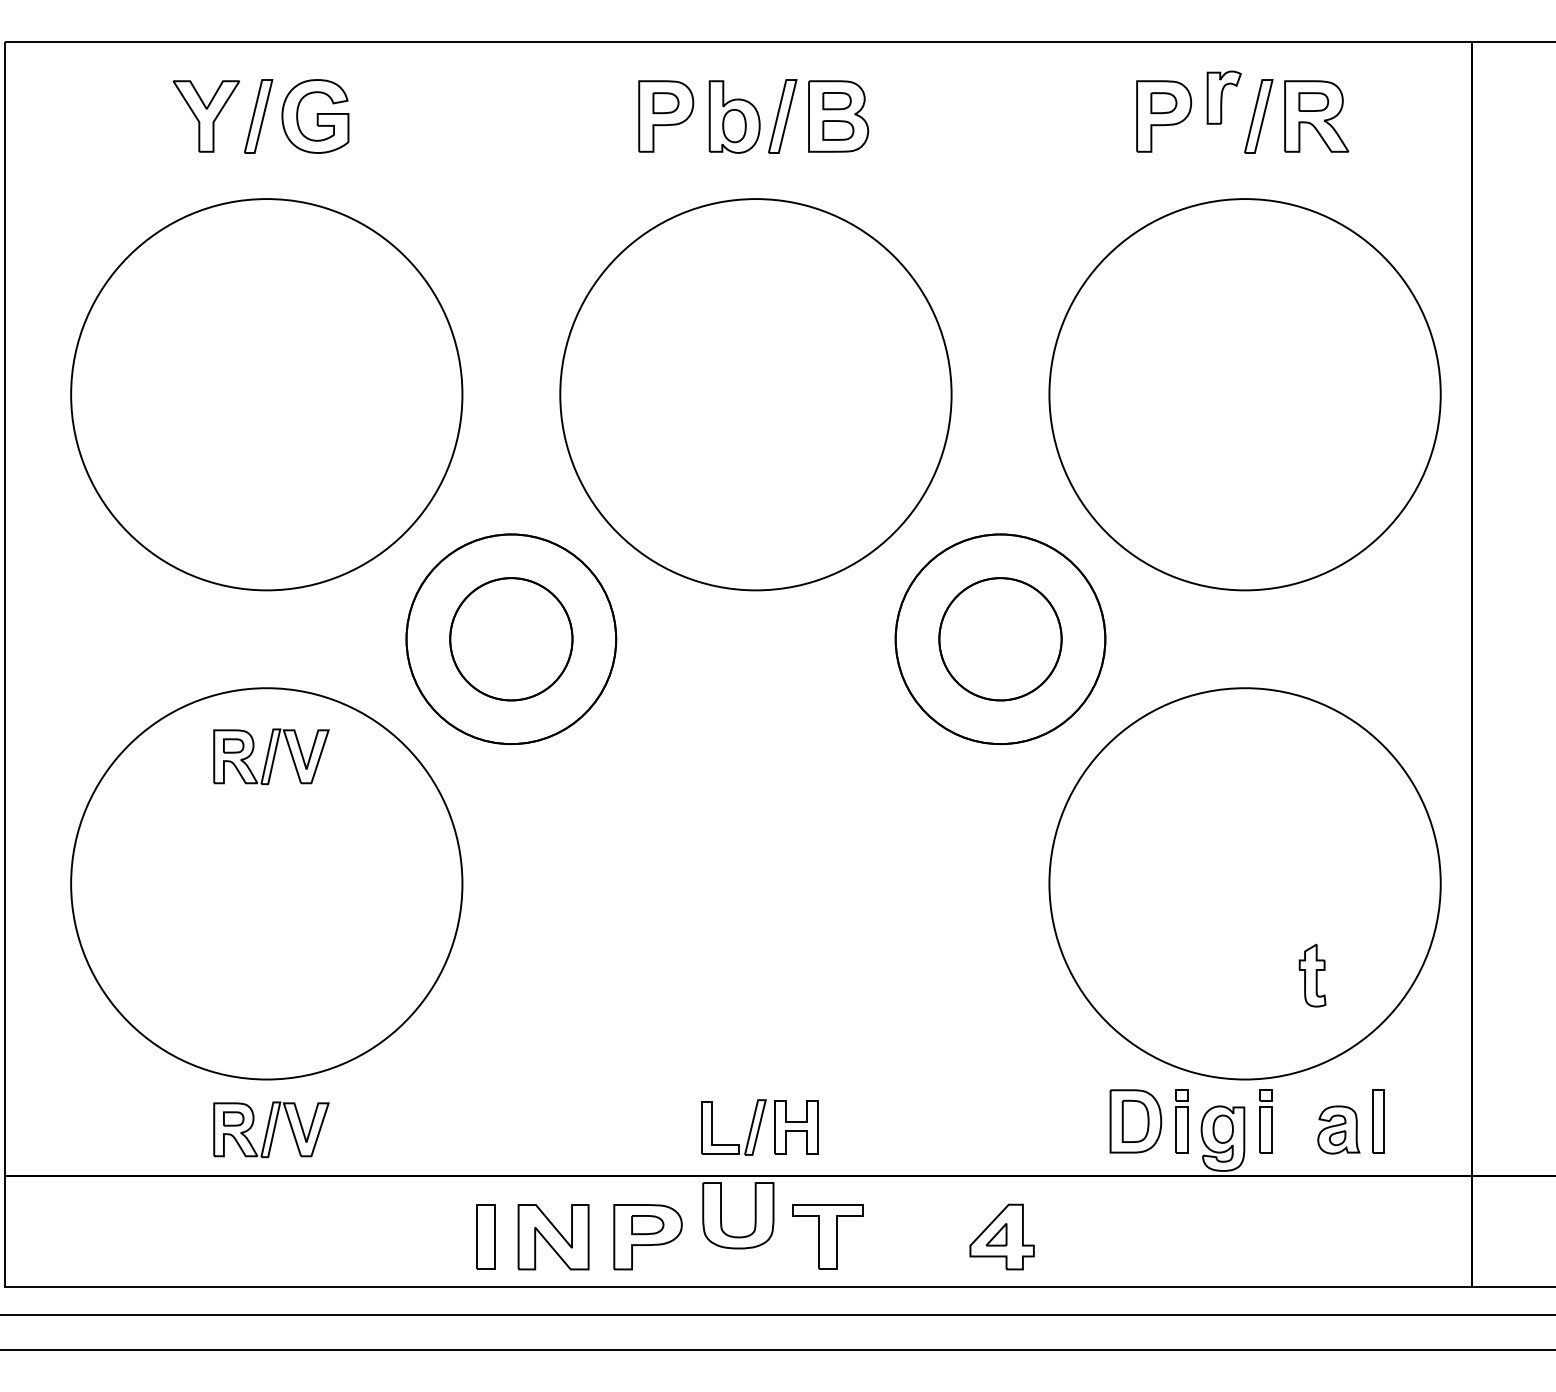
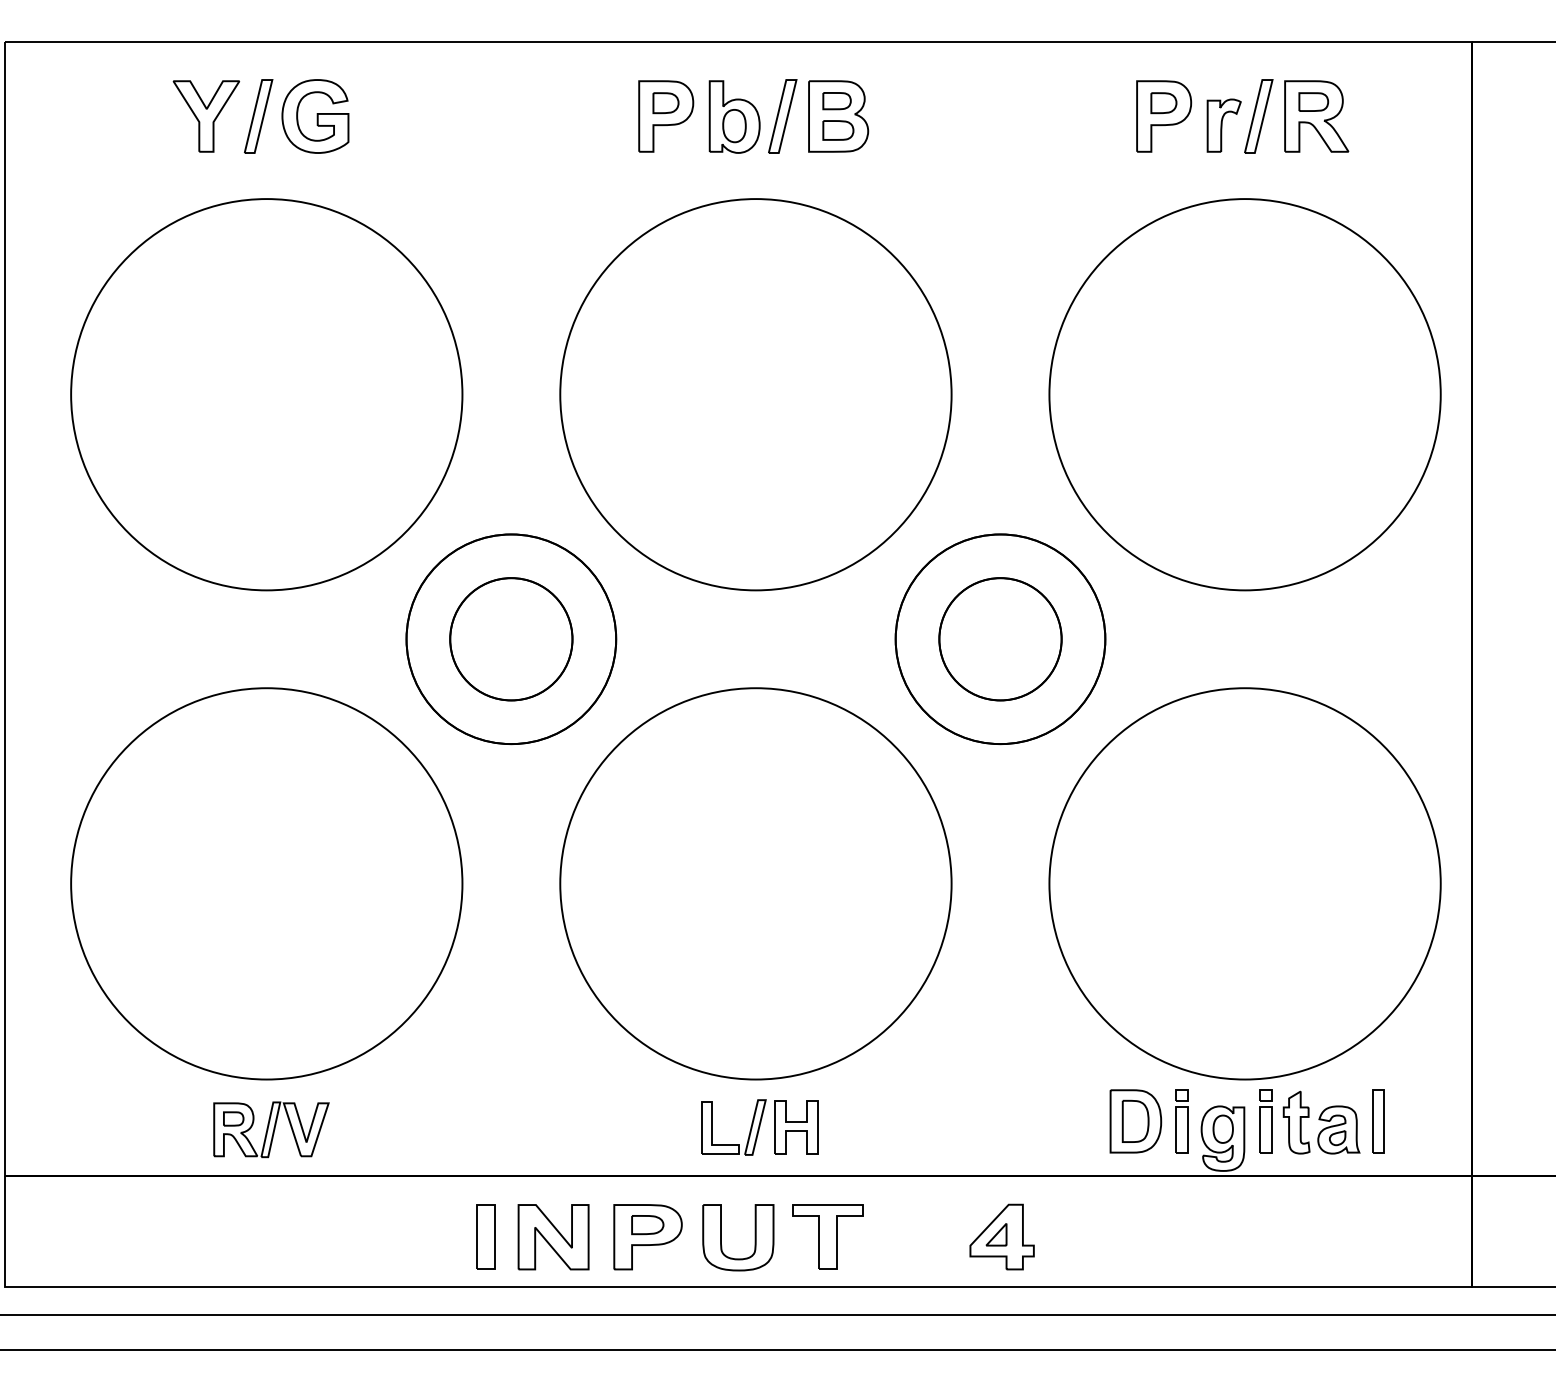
part position: (1223, 97) -> (1223, 125) (1223, 125)
part: present -> none (271, 756)
part: none -> present (755, 883)
part position: (1312, 975) -> (1296, 1122) (1296, 1122)
part position: (754, 1215) -> (754, 1237) (754, 1237)
